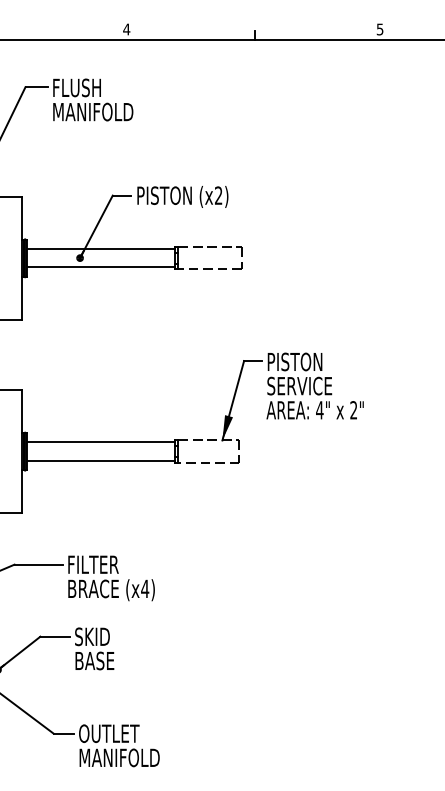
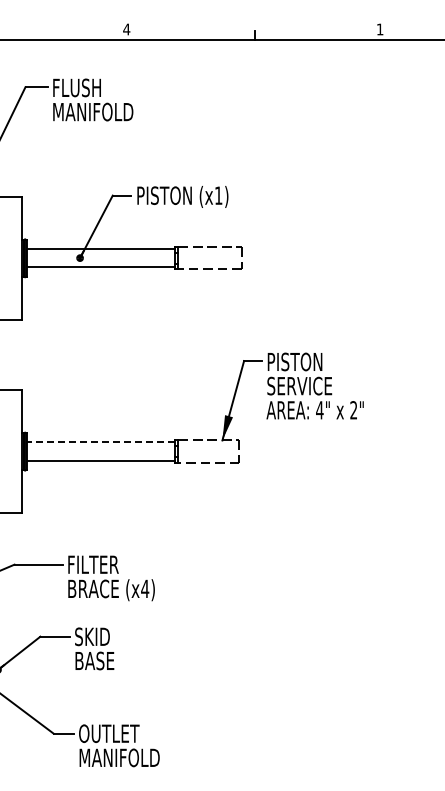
text: 5 -> 1 (379, 29)
text: (x2) -> (x1) (218, 195)
line: solid -> dashed (100, 442)
